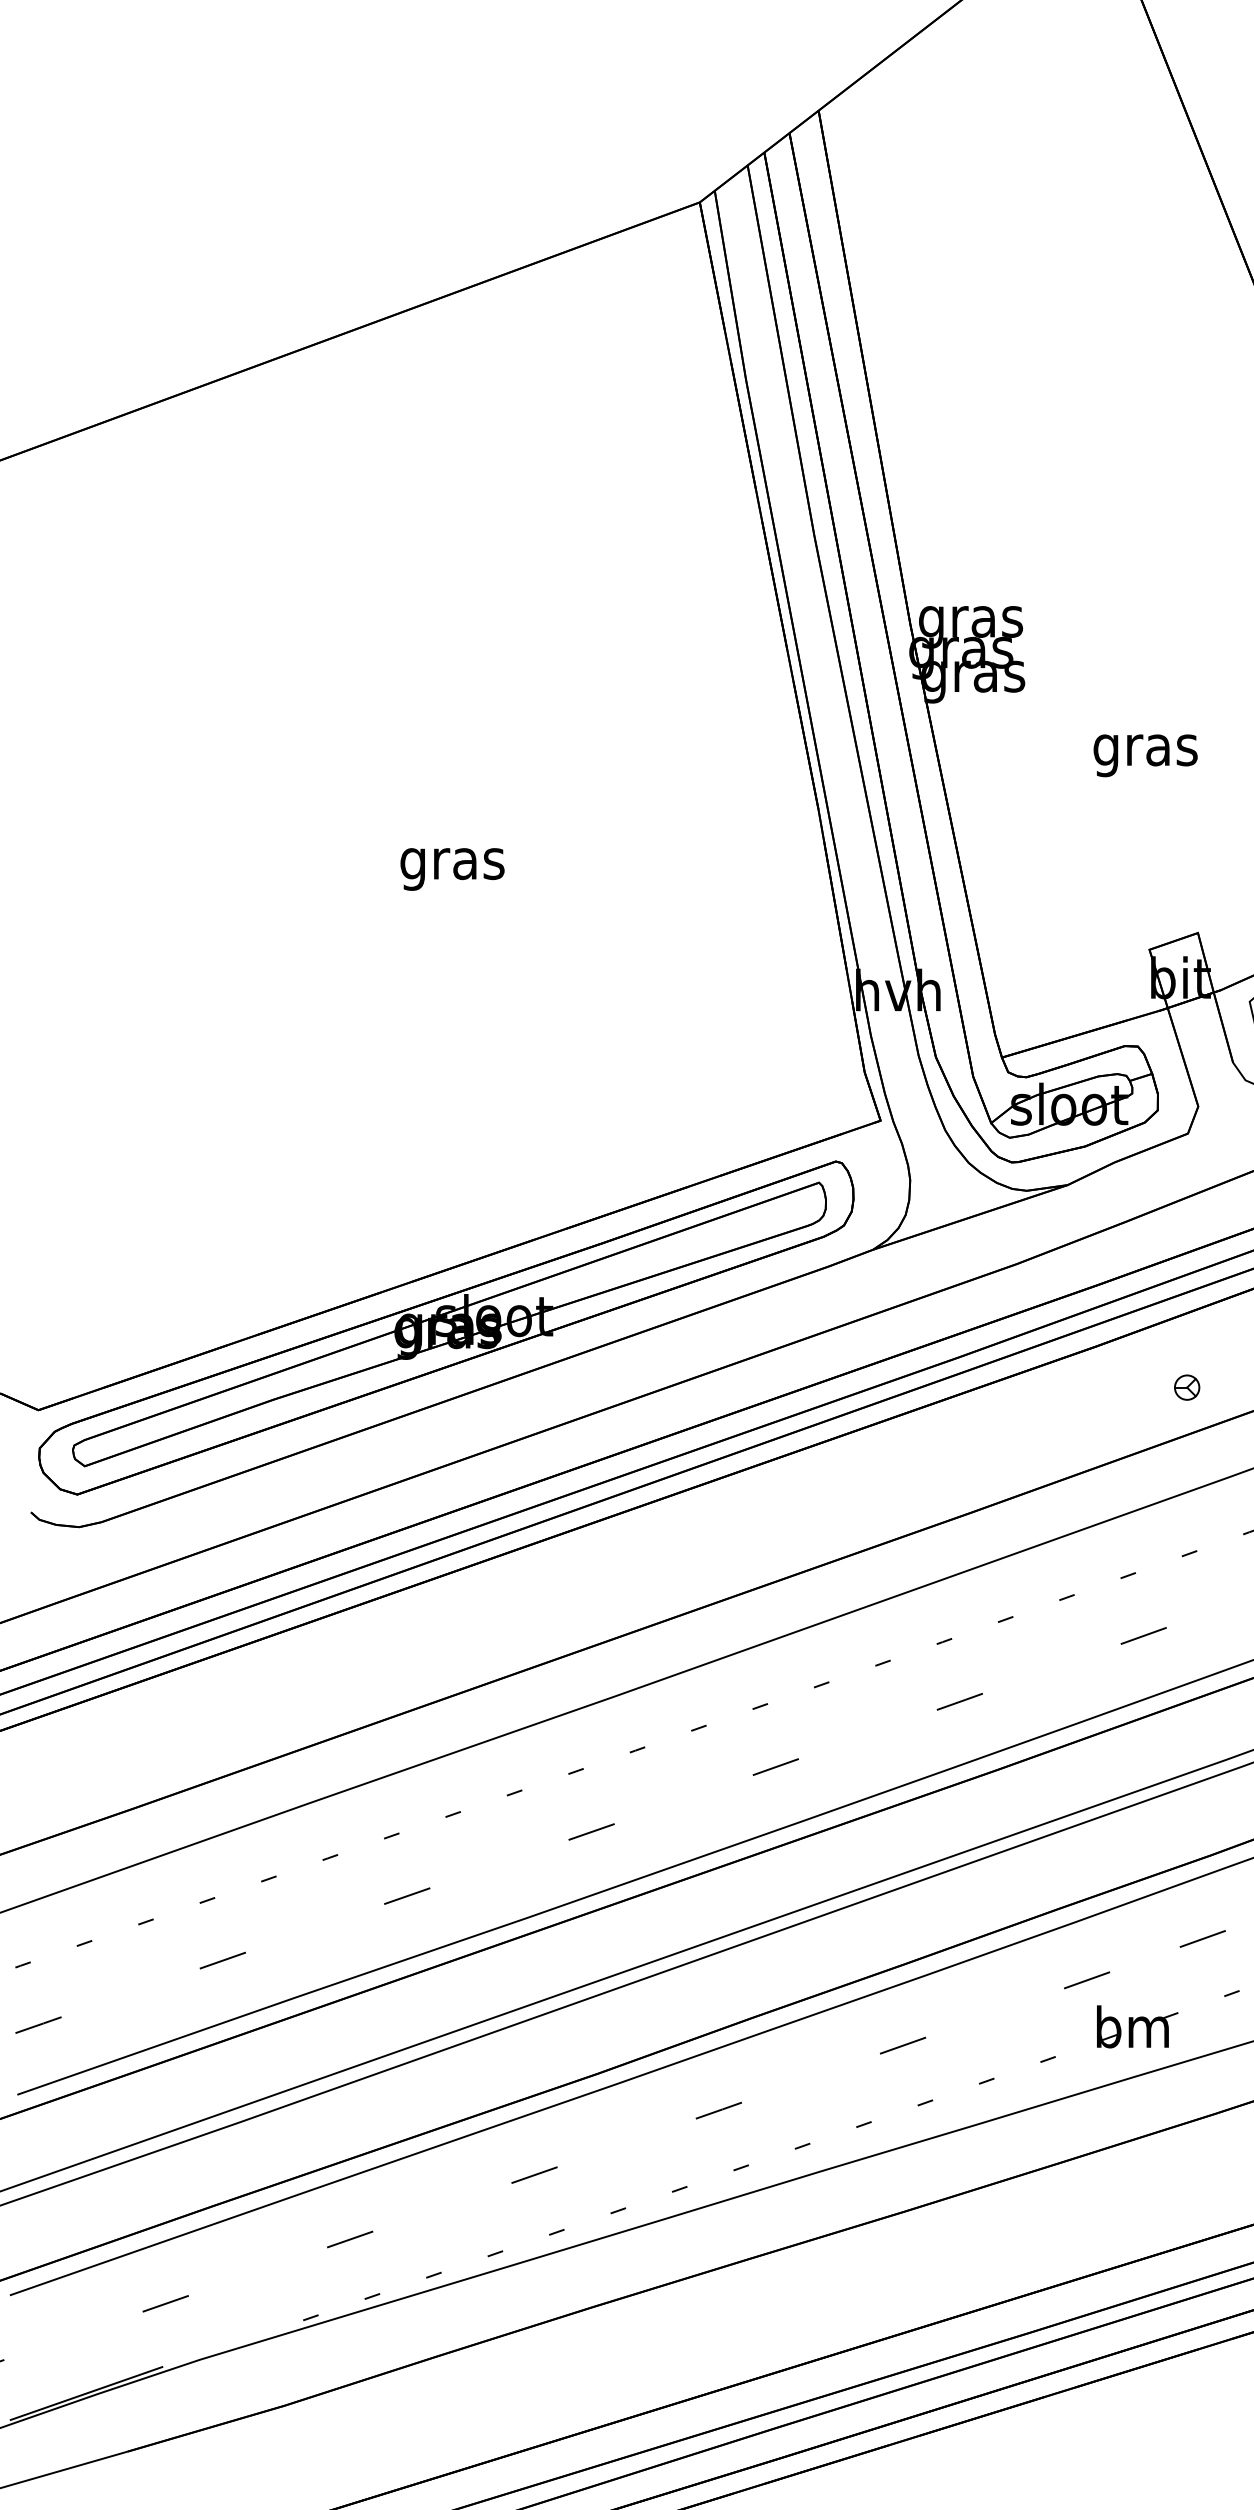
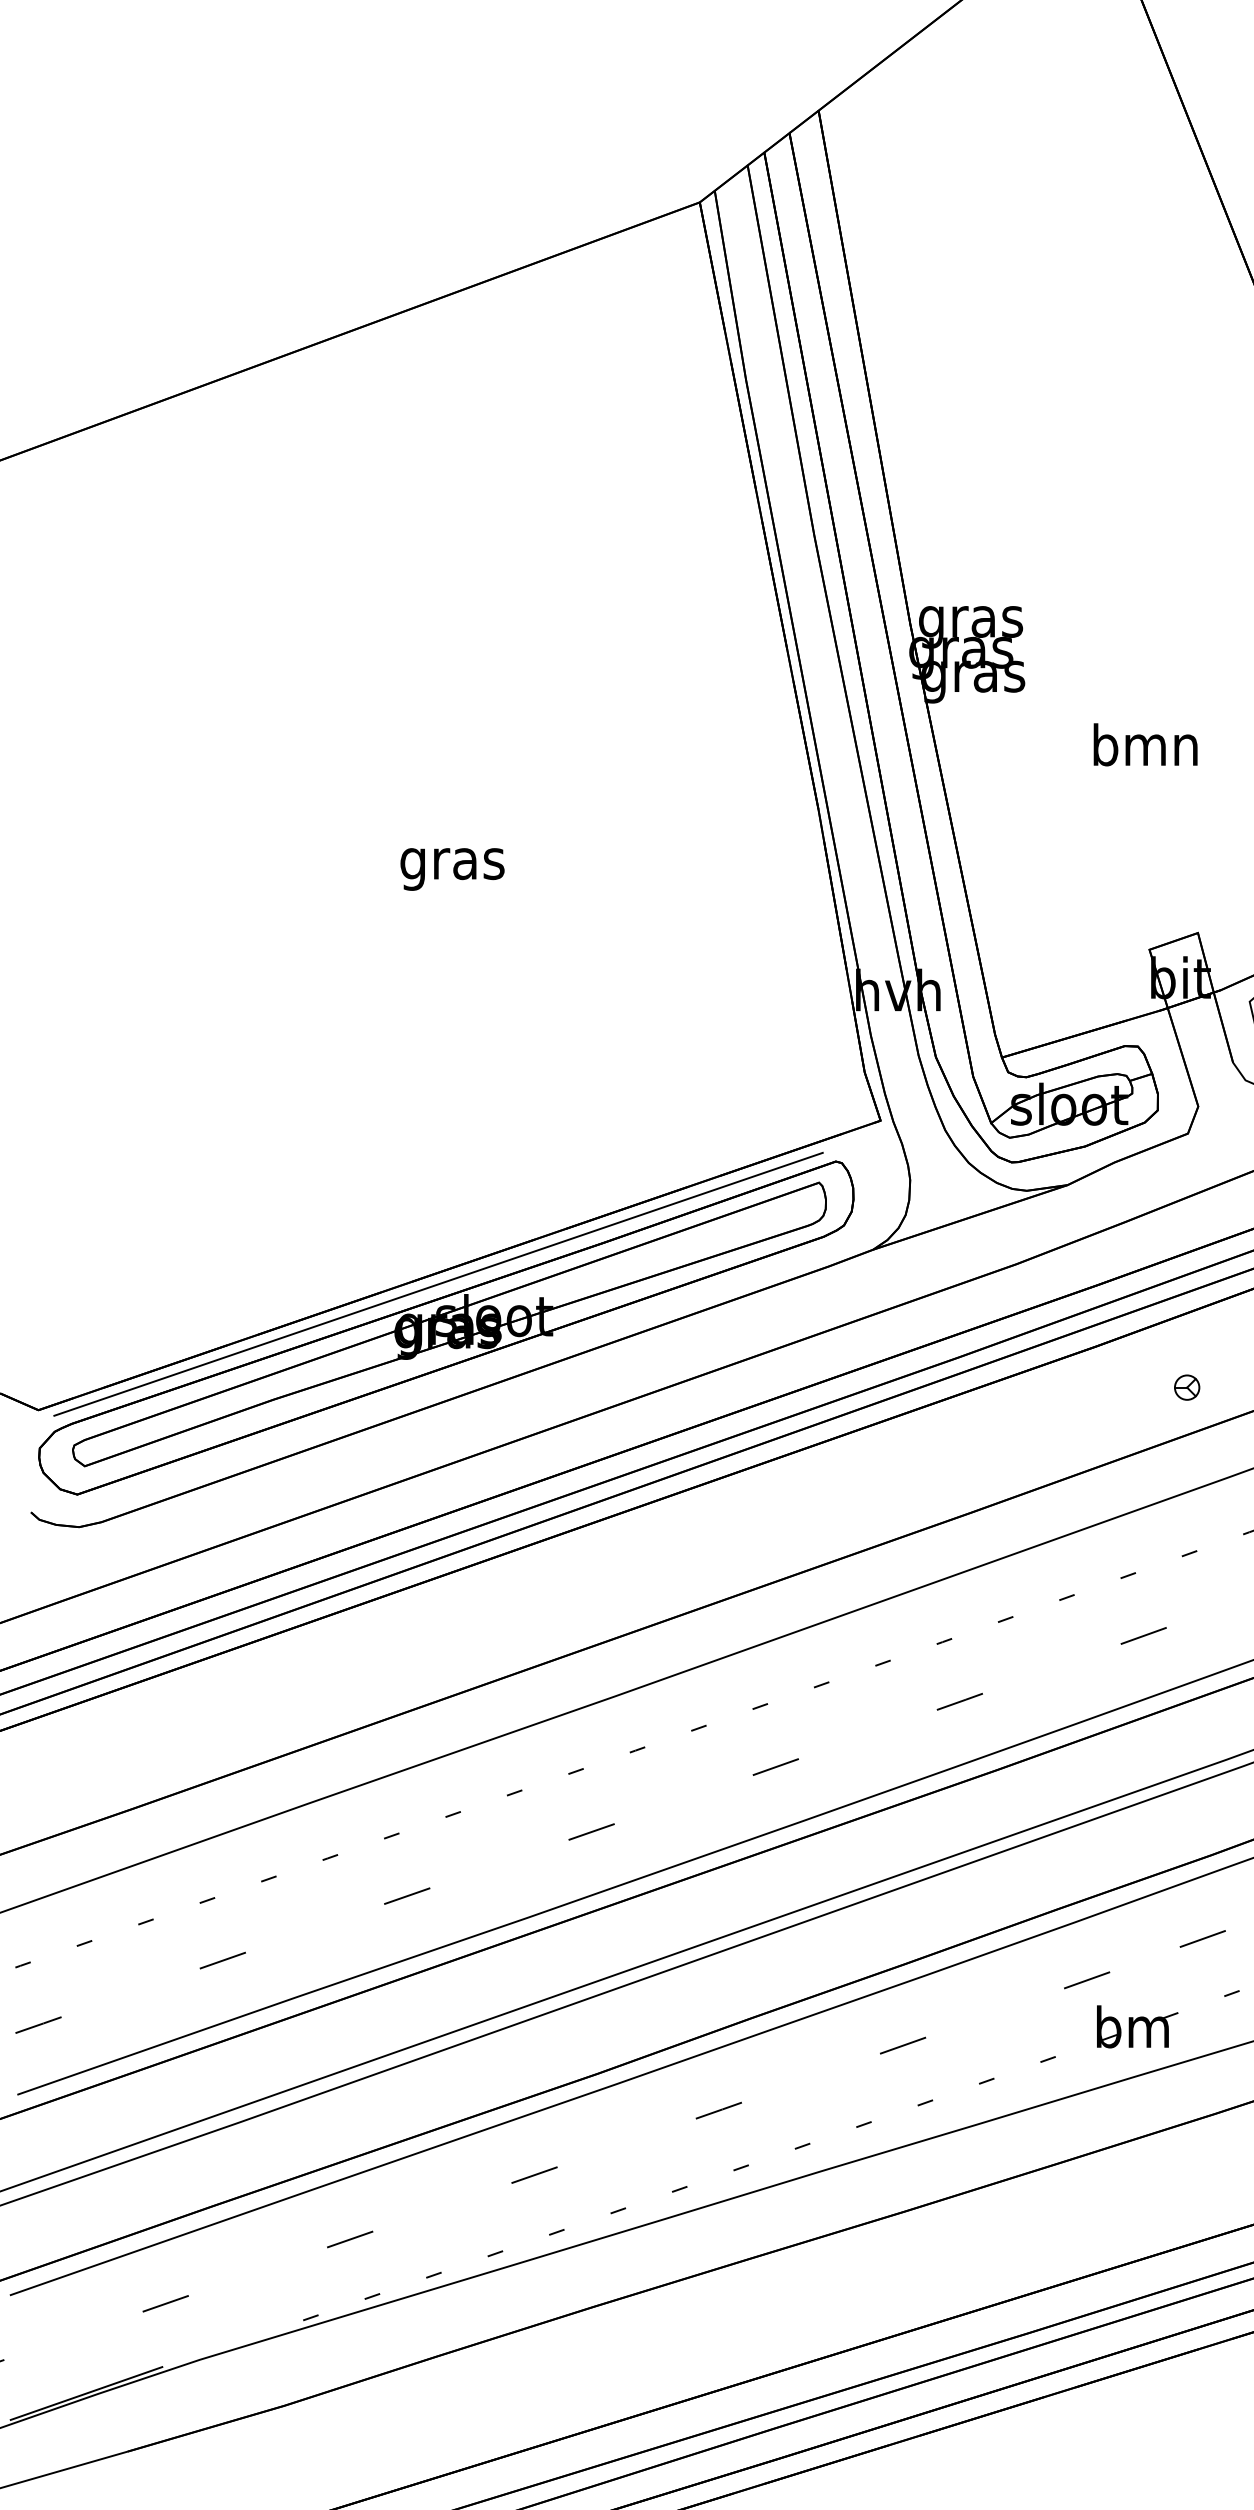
text: gras -> bmn (1145, 750)
line: none -> present (438, 1283)
